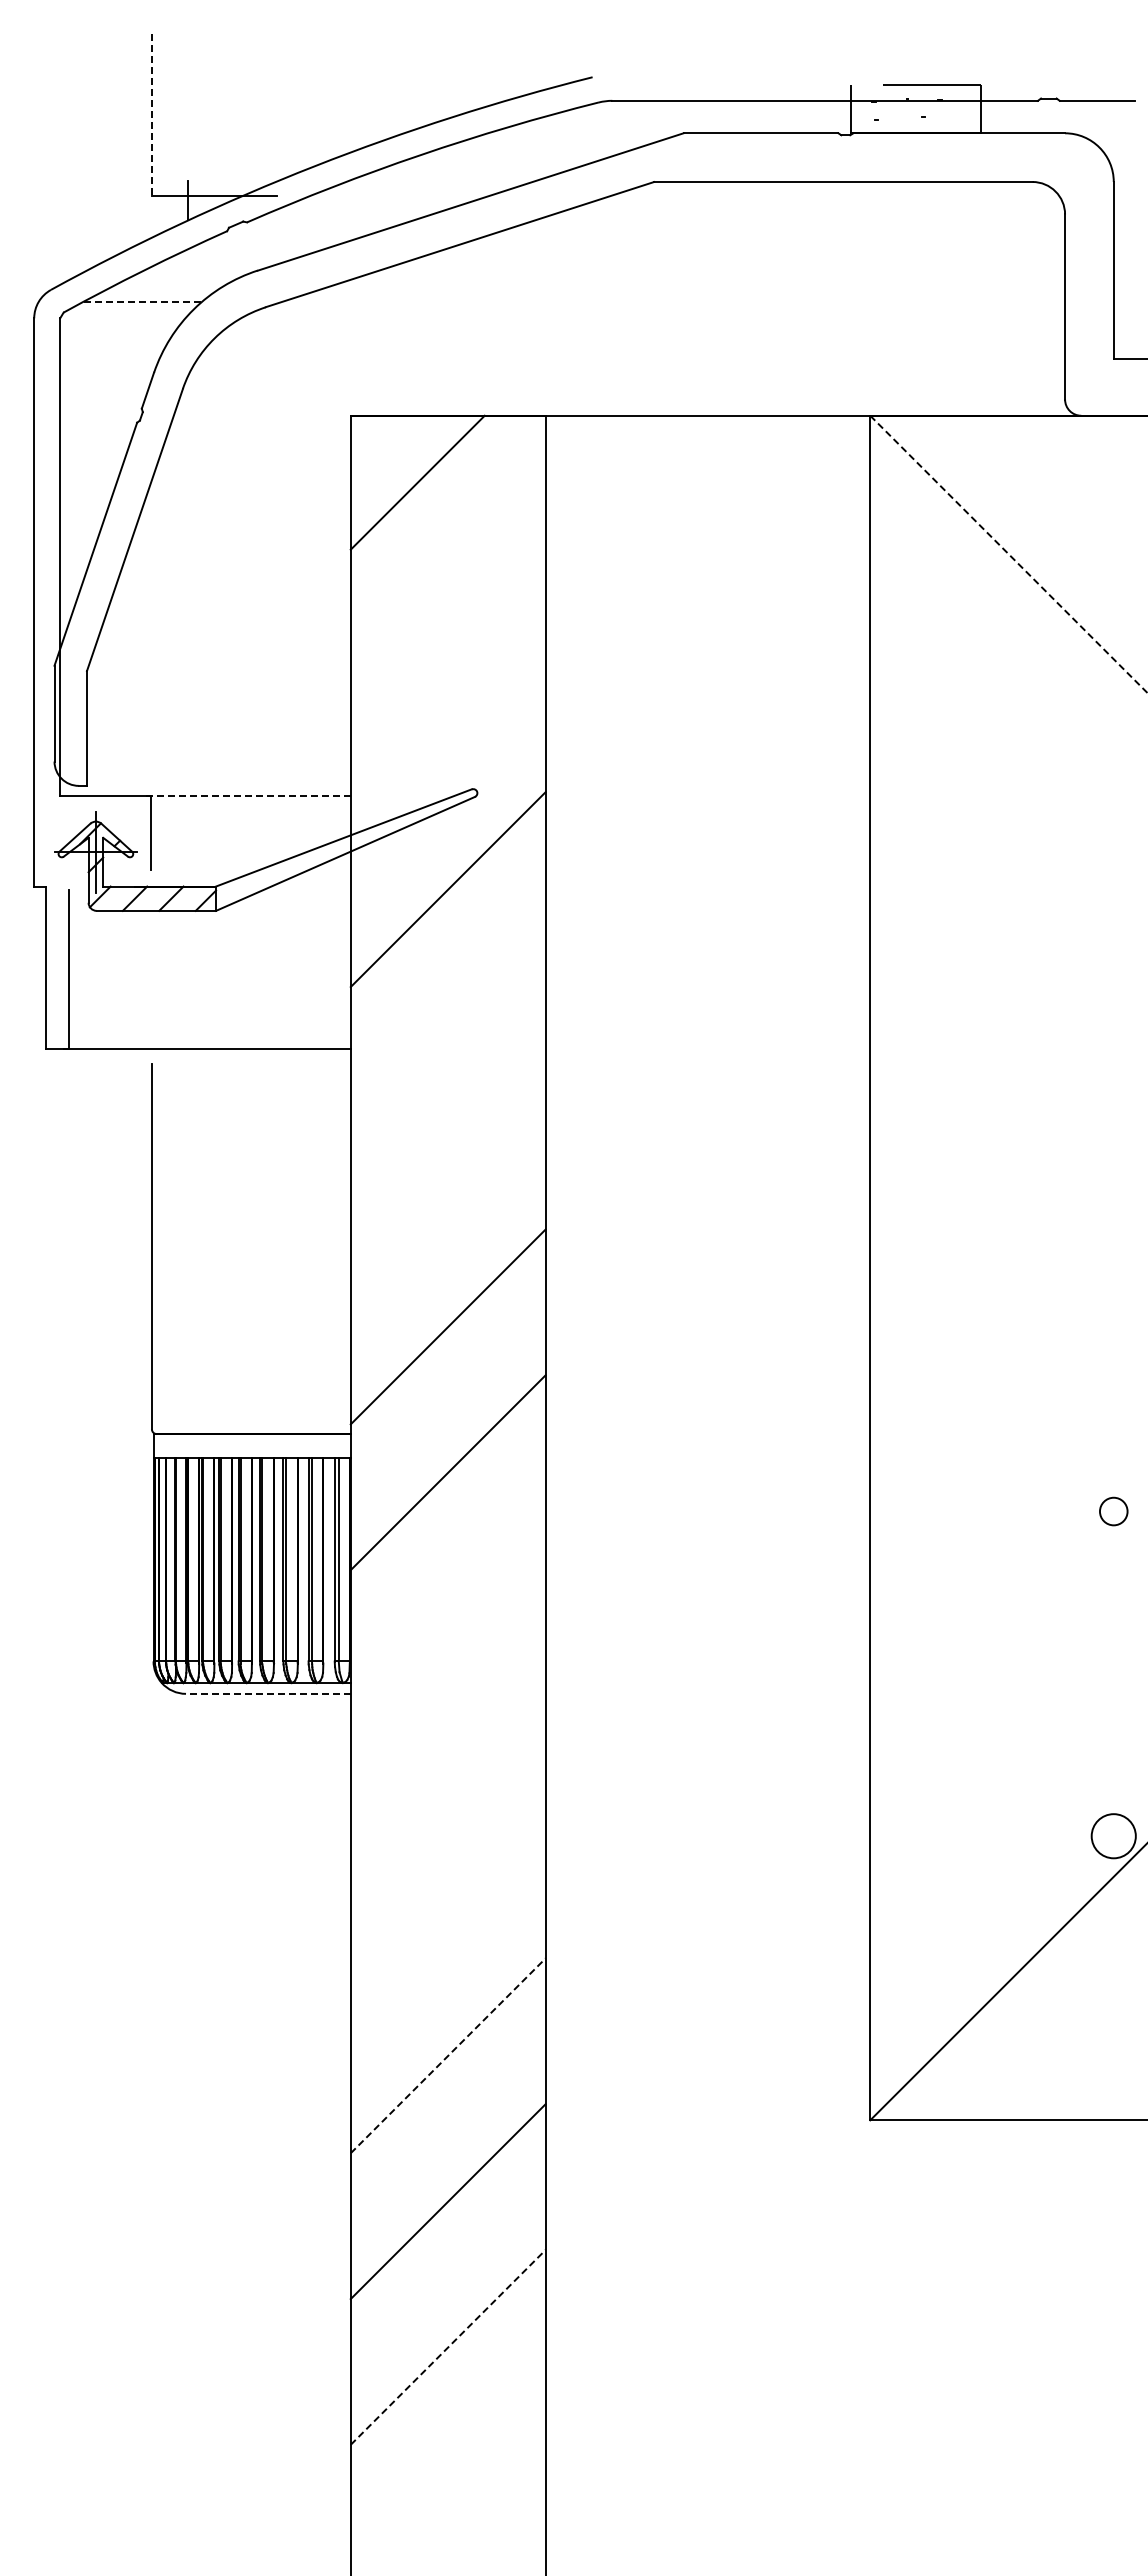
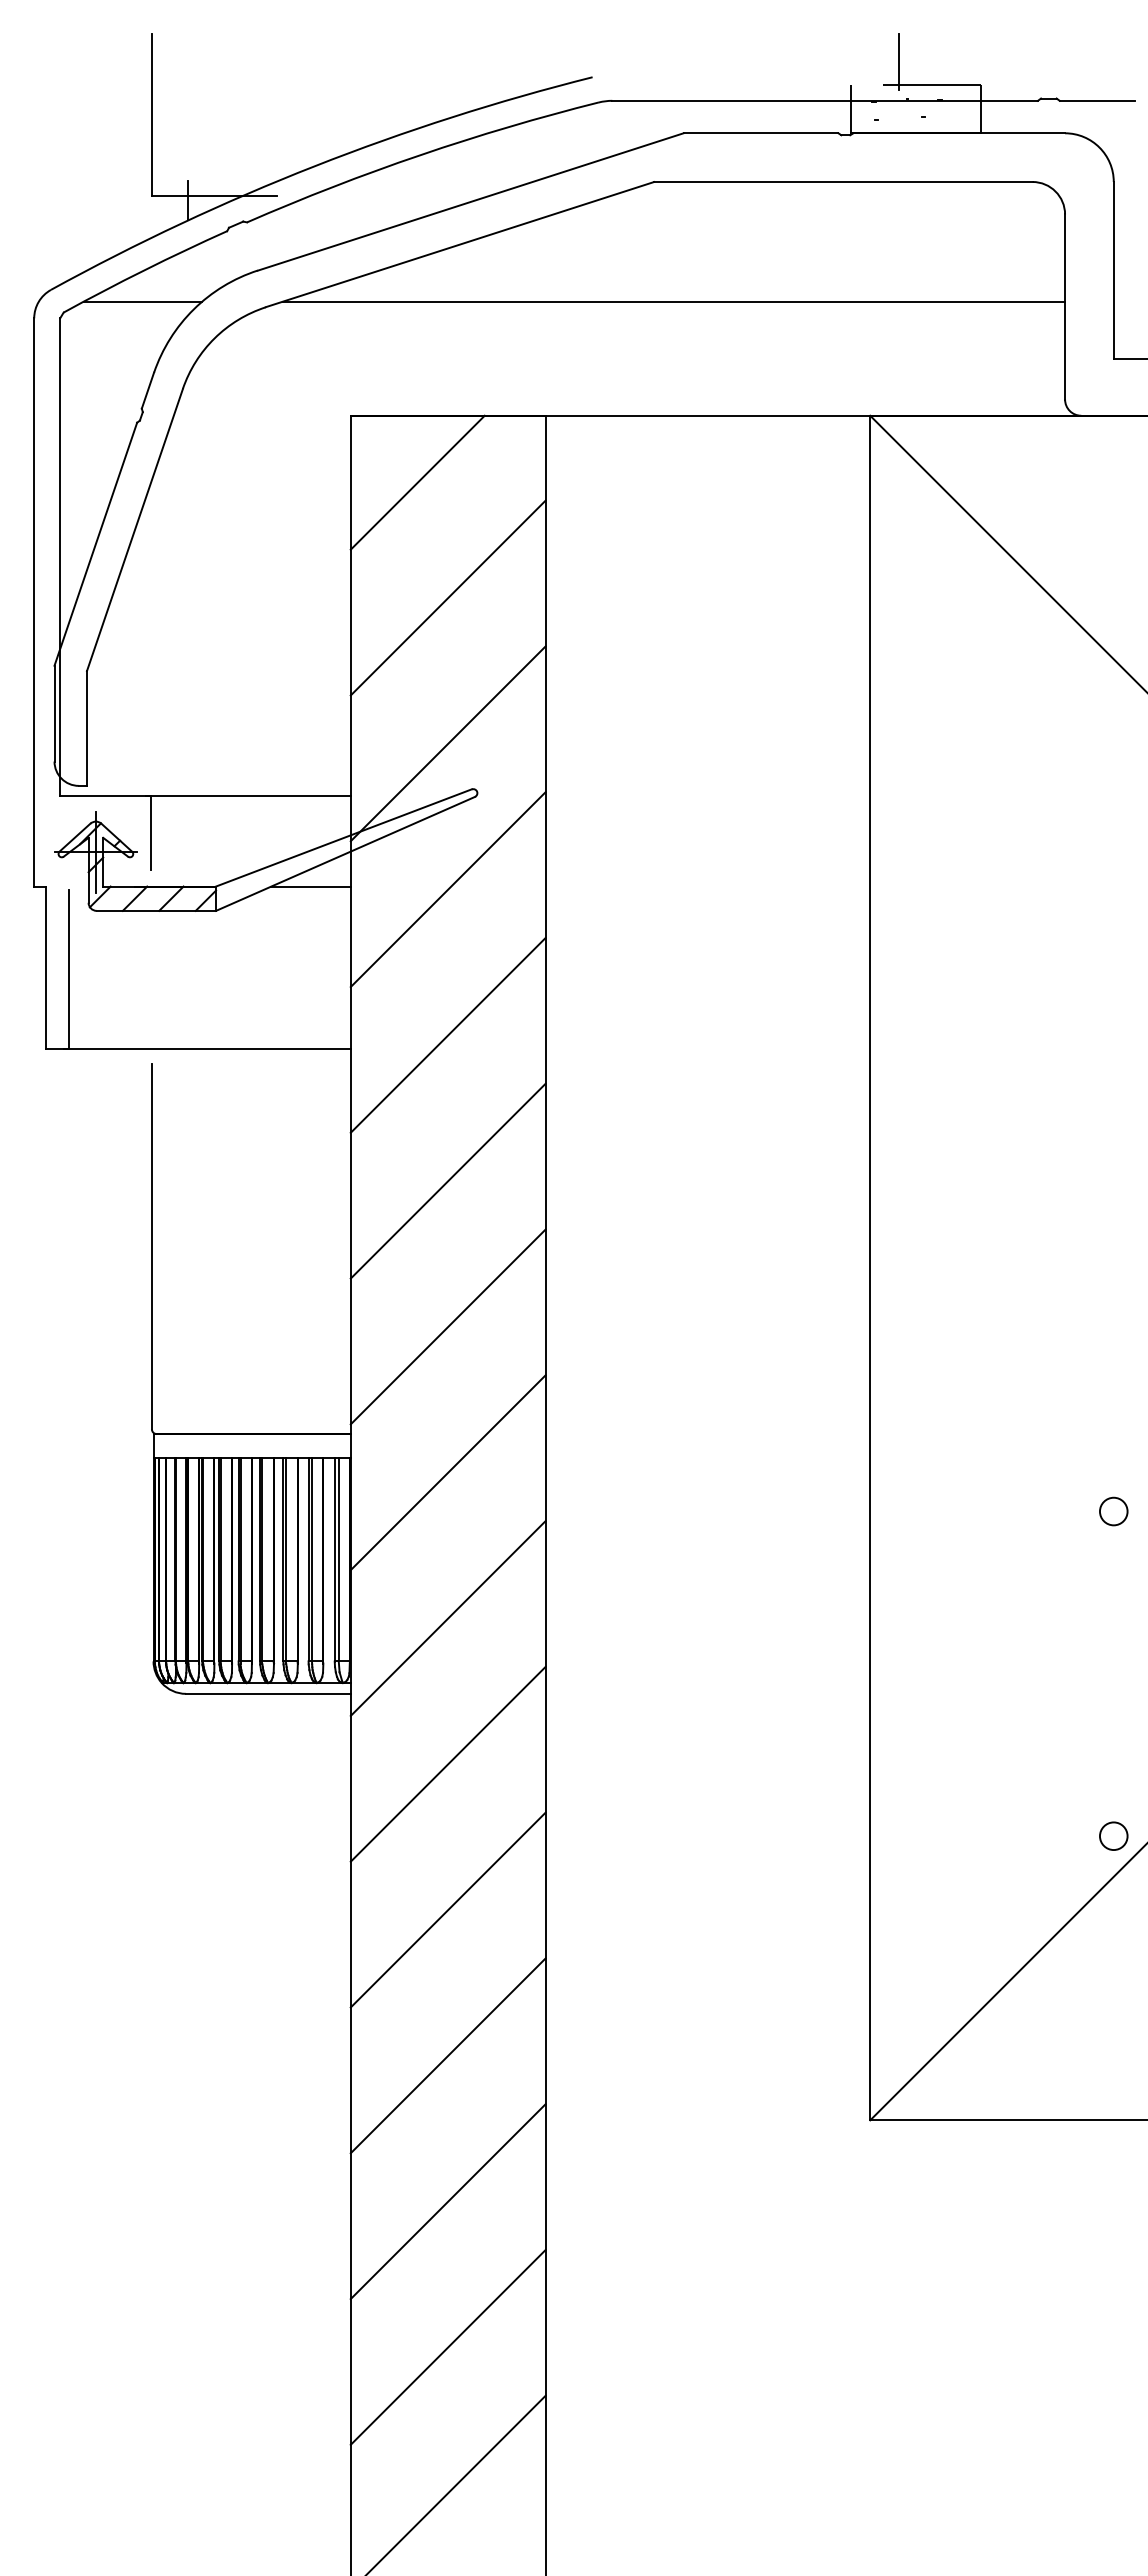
line: none -> present (898, 61)
line: dashed -> solid (151, 115)
line: dashed -> solid (143, 301)
line: none -> present (673, 301)
line: dashed -> solid (1008, 554)
line: none -> present (447, 597)
line: none -> present (447, 743)
line: dashed -> solid (249, 795)
line: none -> present (310, 886)
line: none -> present (447, 1035)
line: none -> present (447, 1180)
line: none -> present (447, 1618)
line: dashed -> solid (267, 1693)
line: none -> present (447, 1763)
circle diameter: 44 px -> 28 px (1113, 1836)
line: none -> present (447, 1909)
line: dashed -> solid (448, 2055)
line: dashed -> solid (448, 2347)
line: none -> present (456, 2483)
